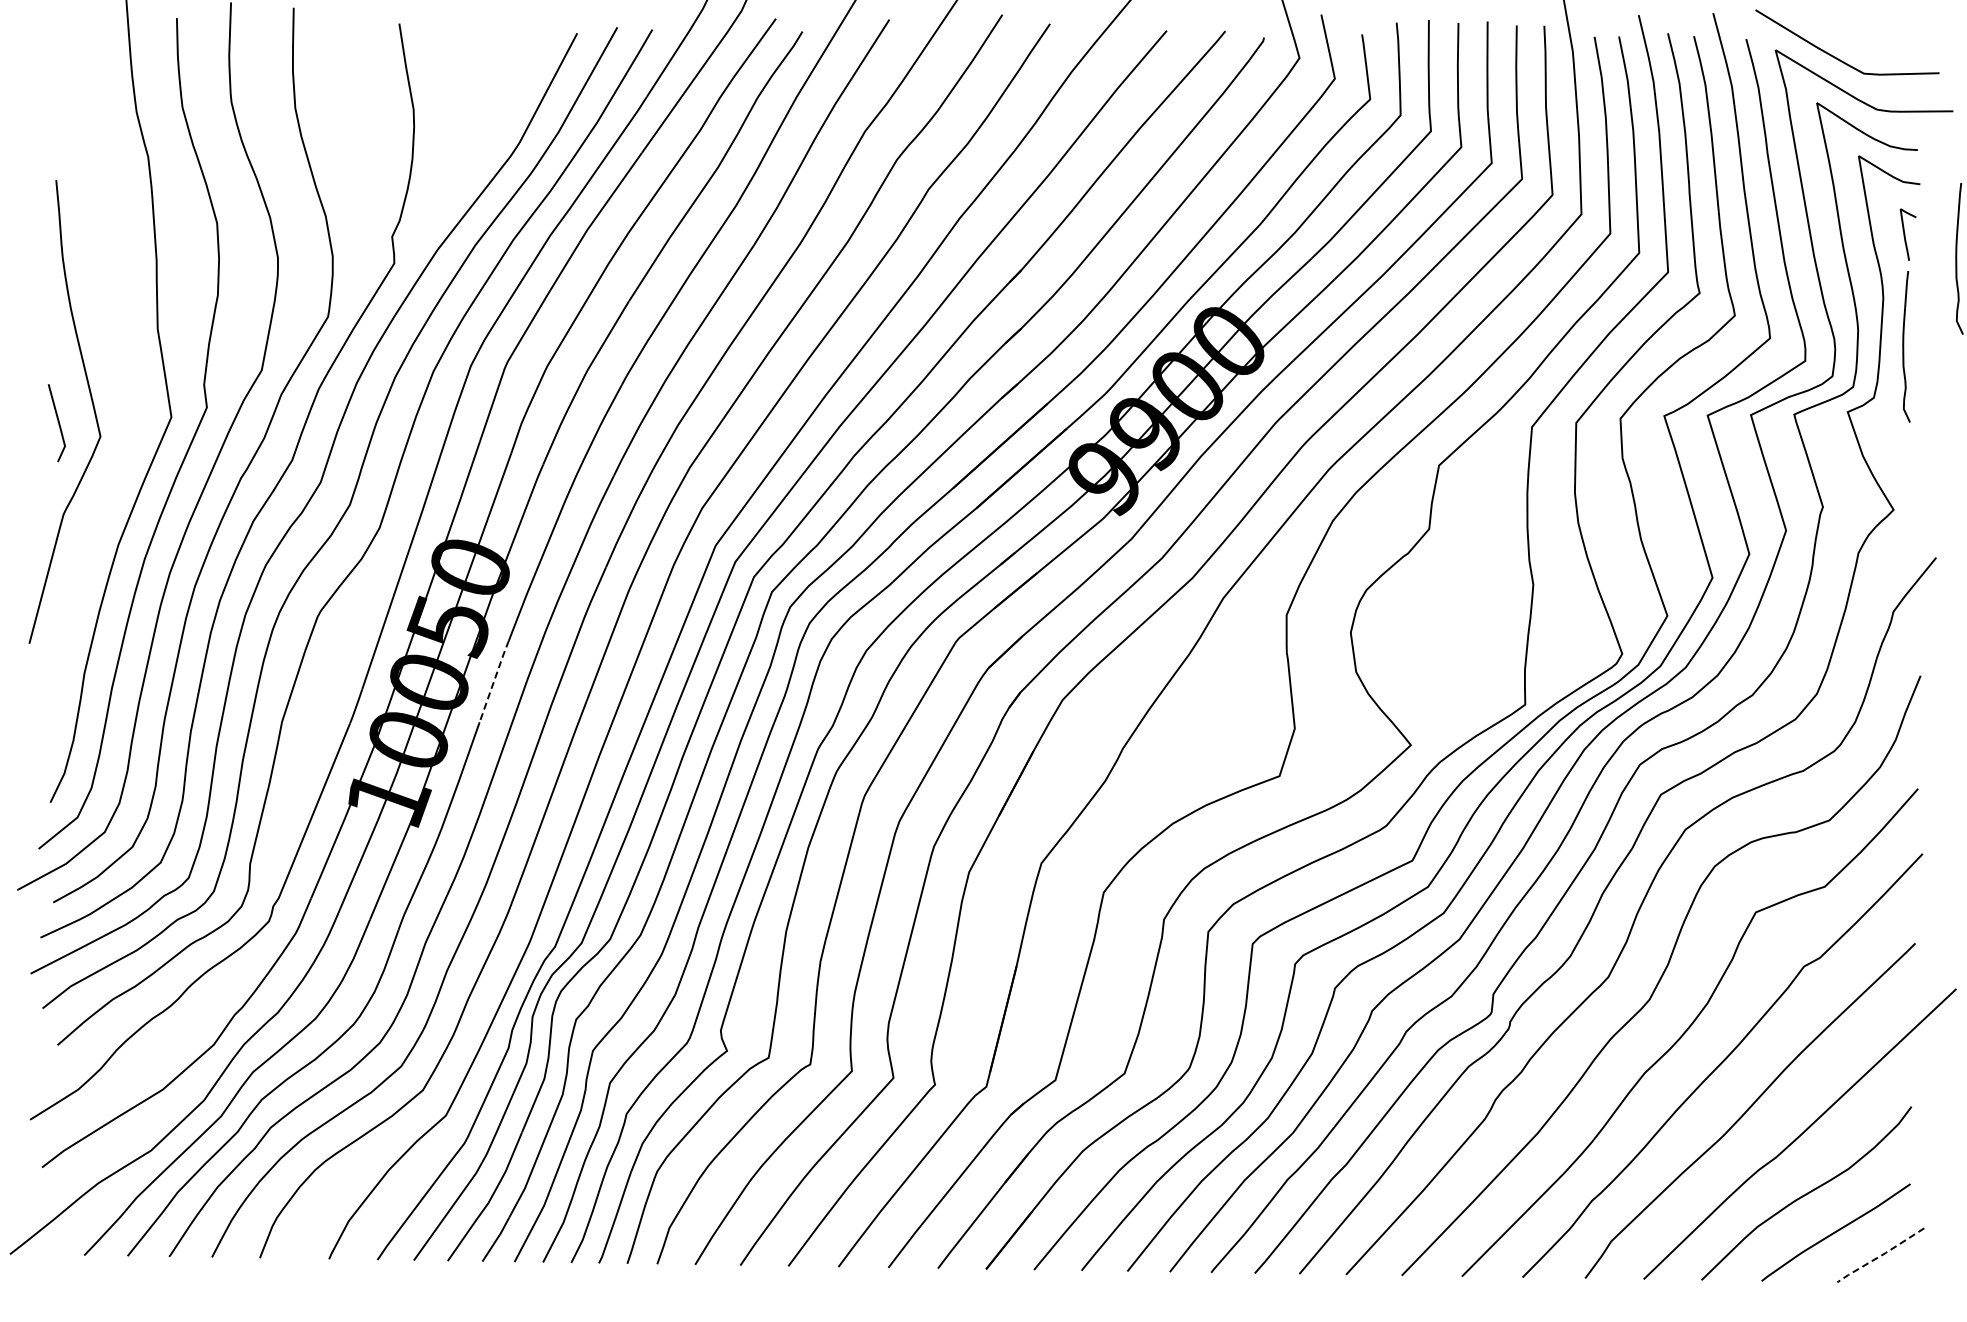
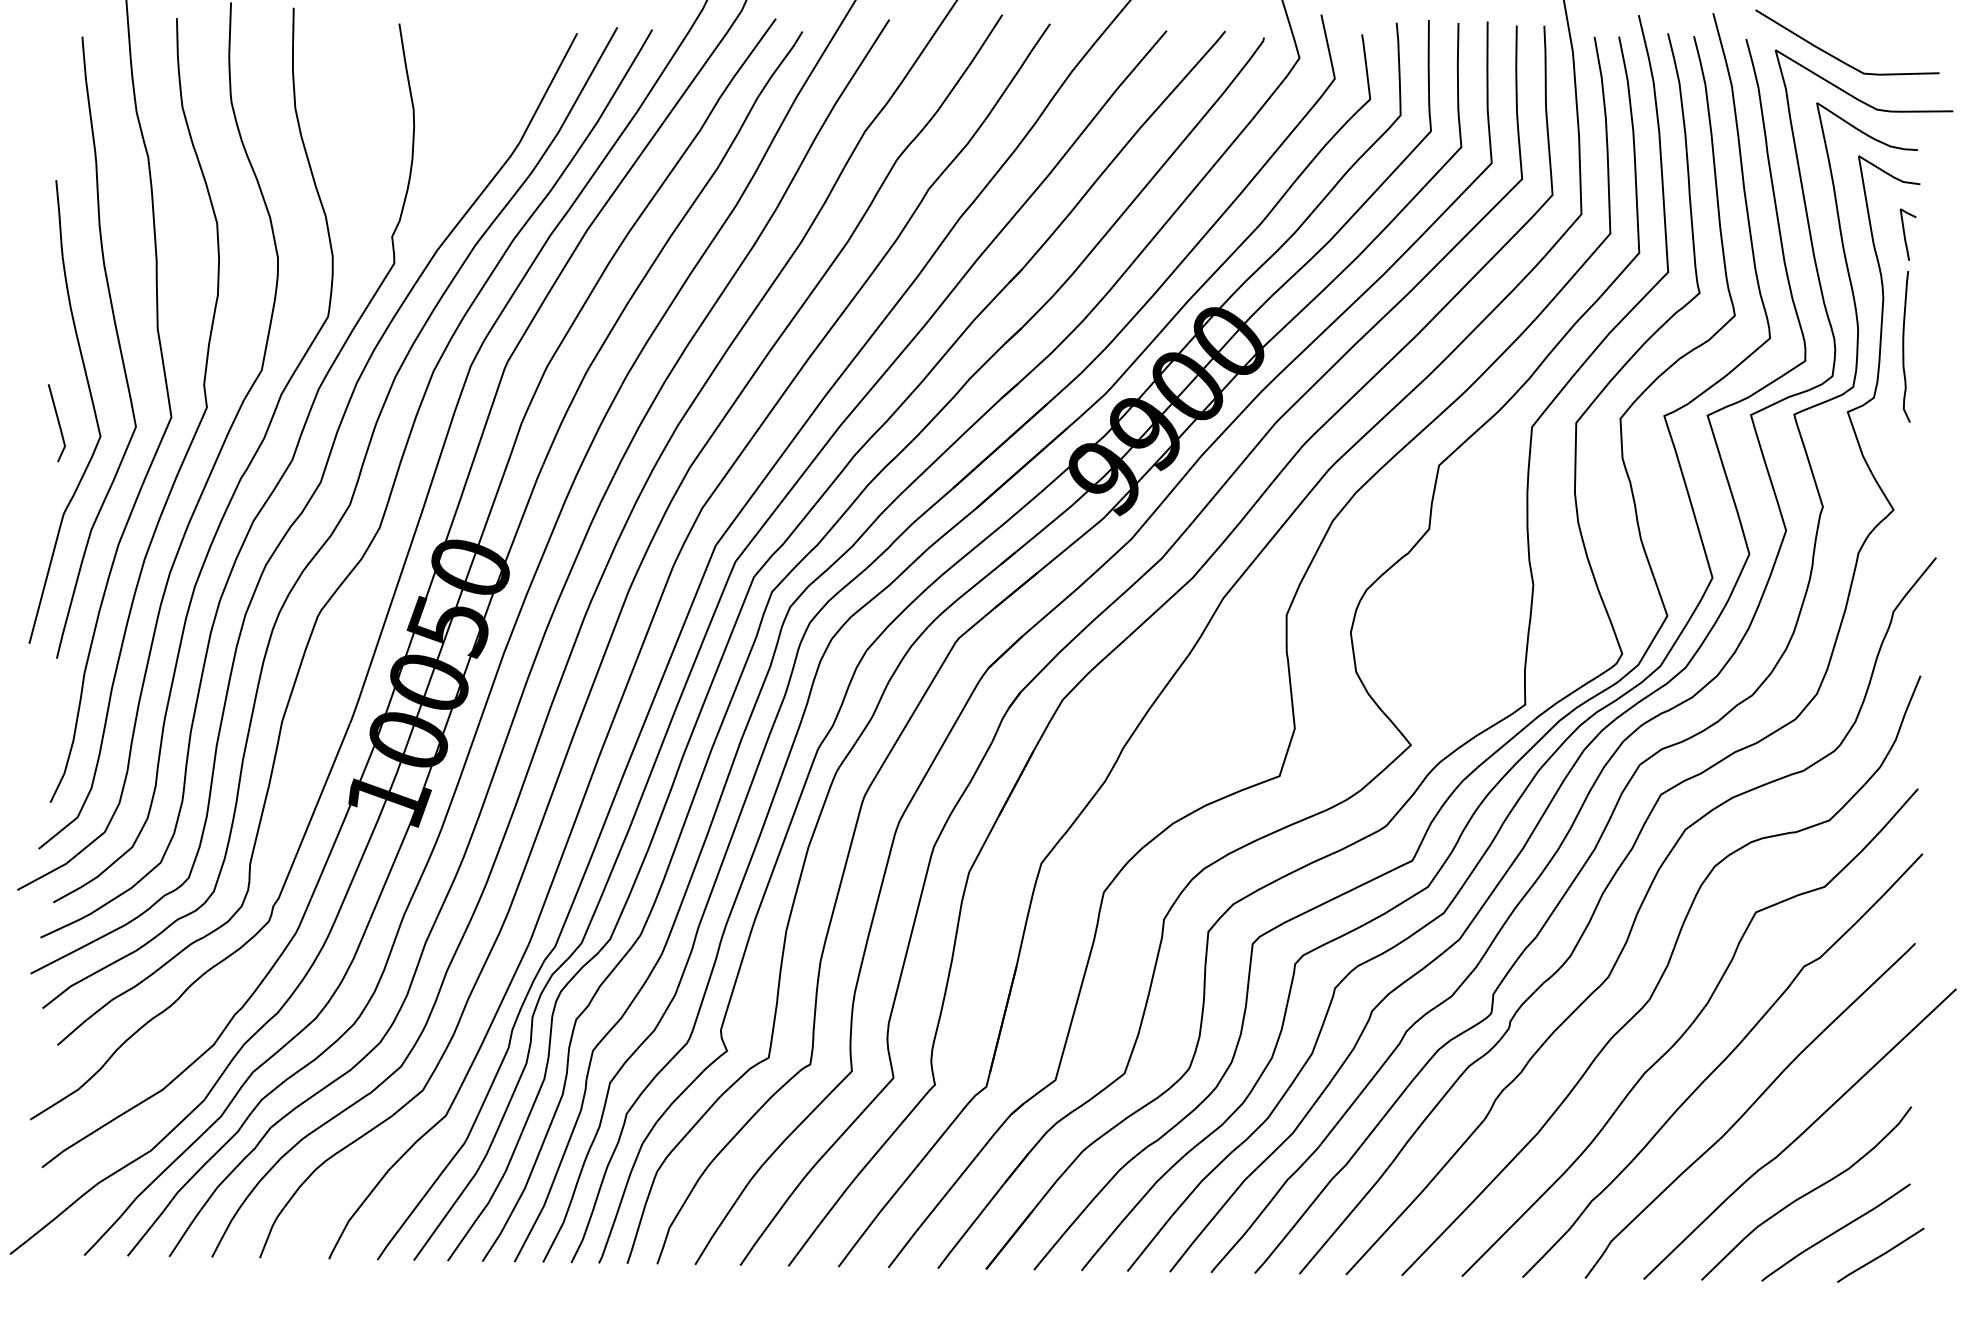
curve: present -> none (1957, 258)
curve: none -> present (118, 345)
line: dashed -> solid (494, 681)
line: dashed -> solid (1880, 1255)
